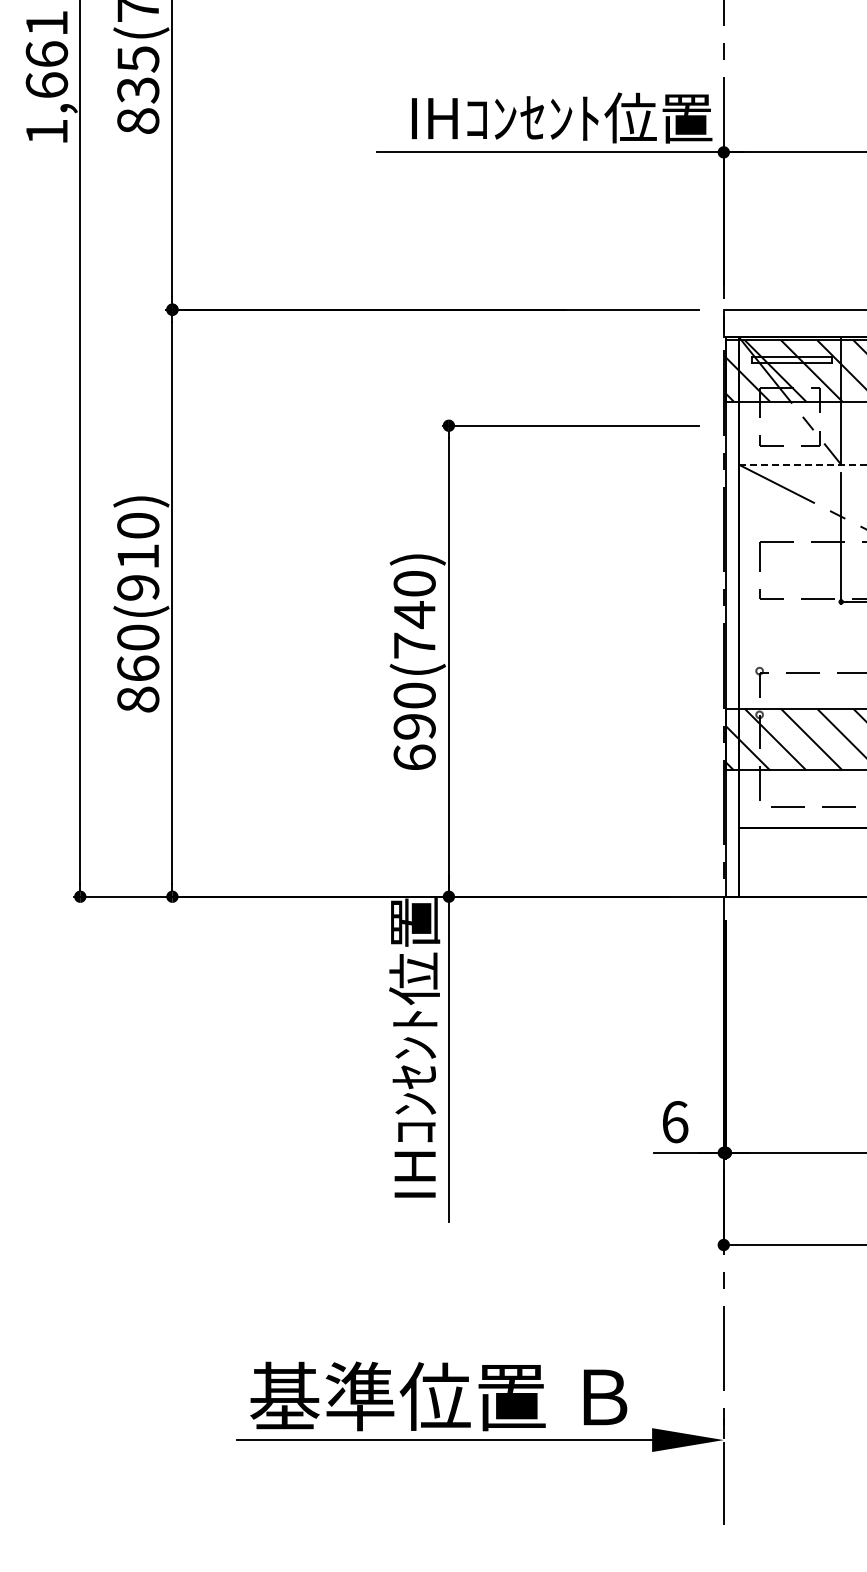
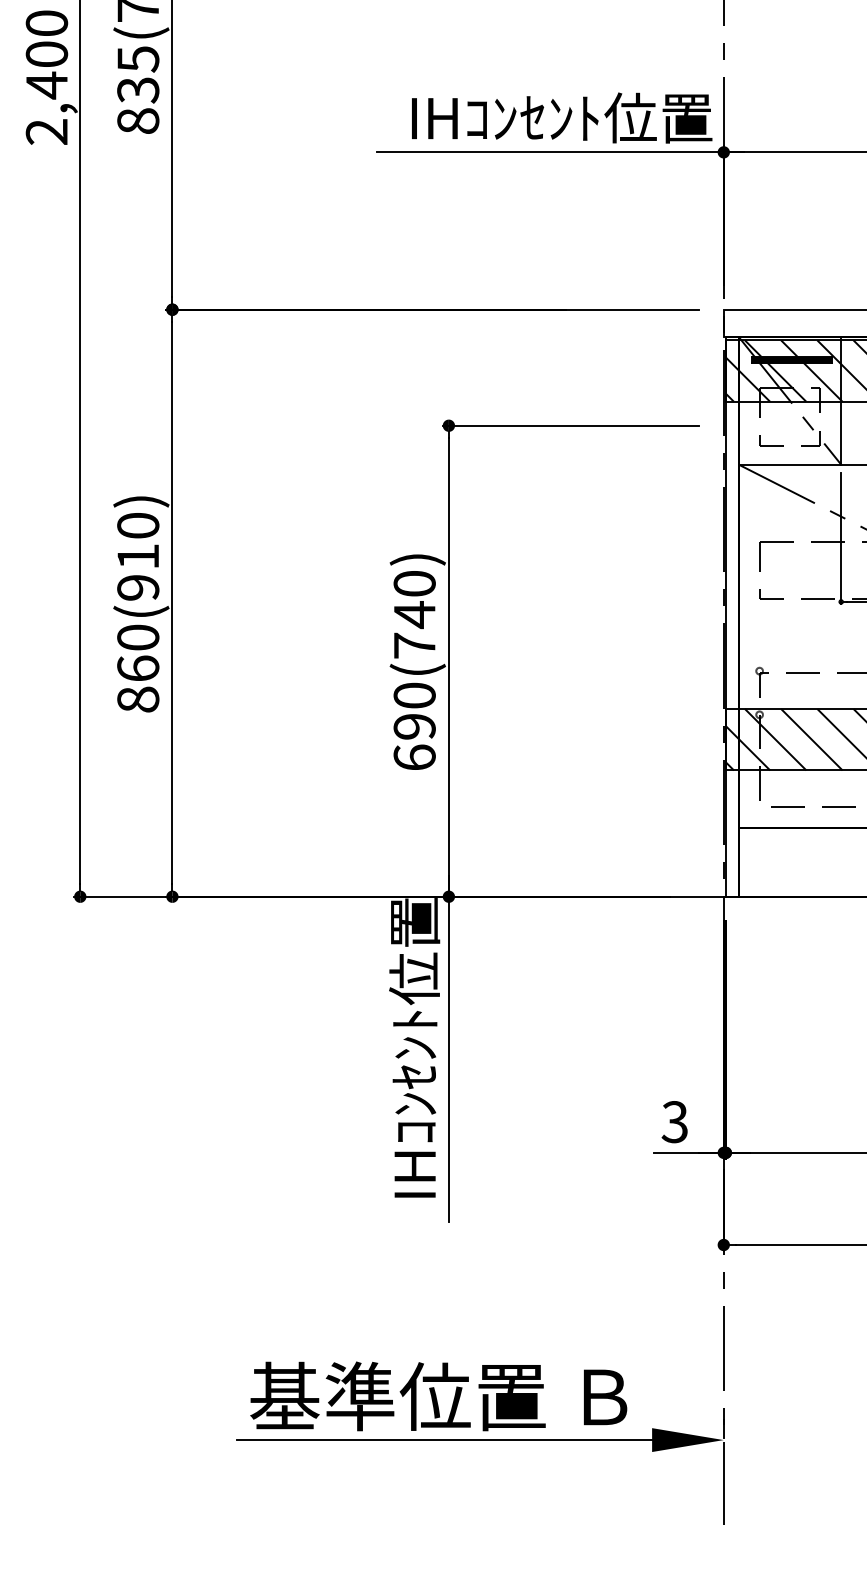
text: 1,661 -> 2,400 (46, 77)
hatch: none -> present (791, 359)
line: dashed -> solid (802, 464)
text: 6 -> 3 (674, 1122)
